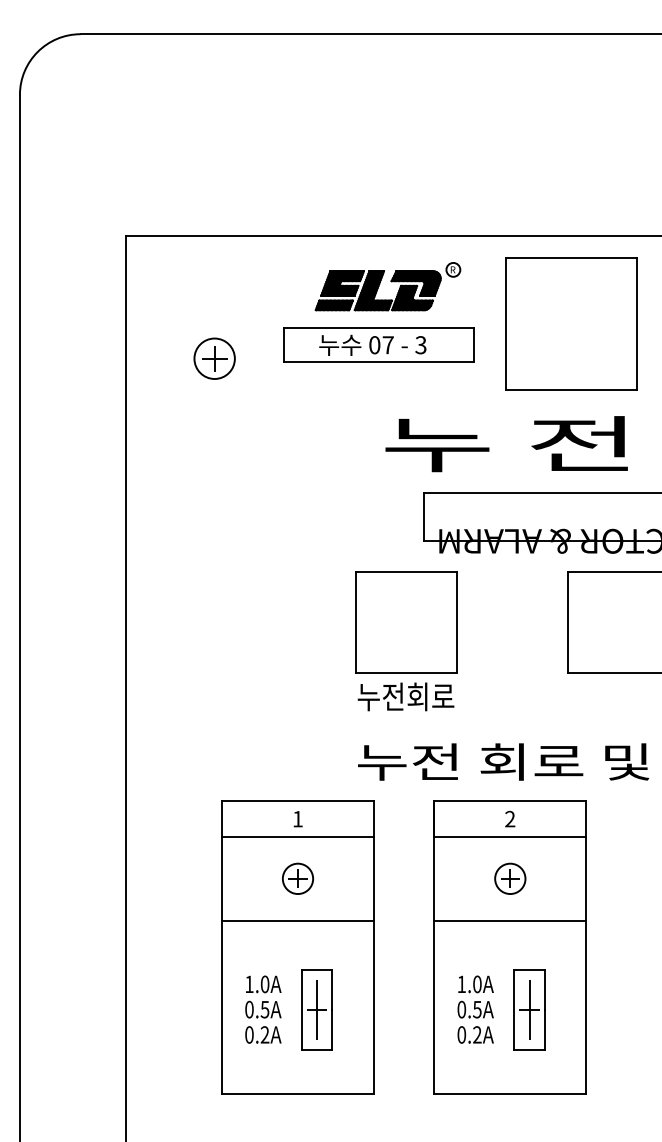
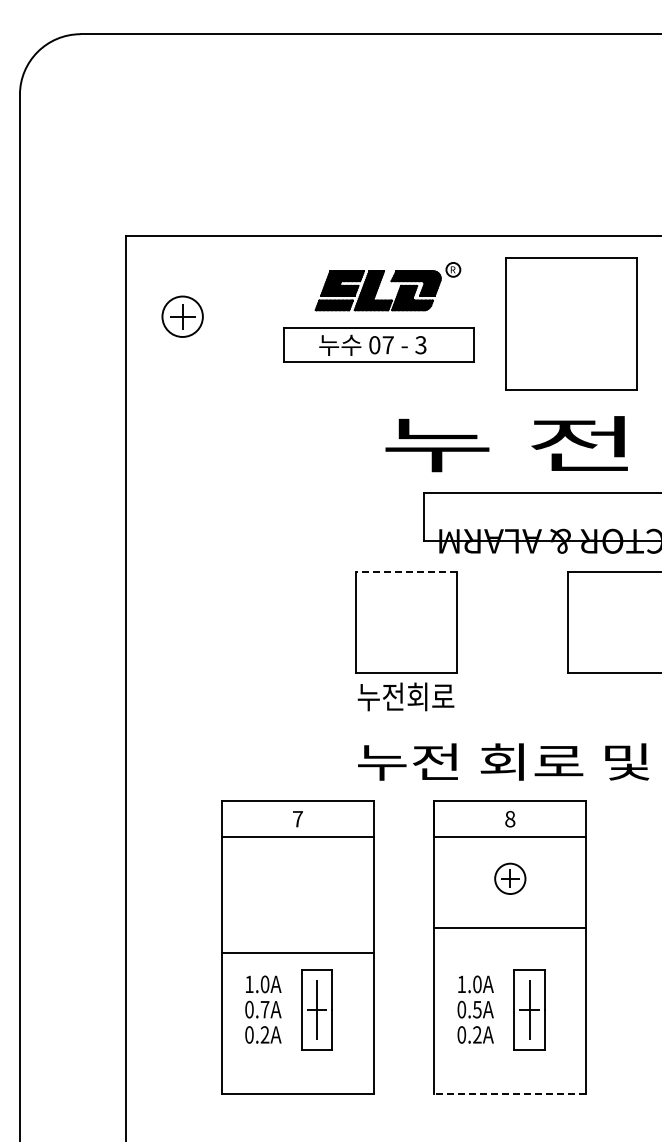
part position: (214, 358) -> (182, 316) (182, 316)
line: solid -> dashed (406, 571)
text: 1 -> 7 (297, 819)
text: 2 -> 8 (510, 819)
part: present -> none (297, 878)
line position: (297, 920) -> (297, 952) (297, 952)
line position: (510, 920) -> (510, 927) (510, 927)
text: 0.5A -> 0.7A (264, 1009)
line: solid -> dashed (510, 1094)
